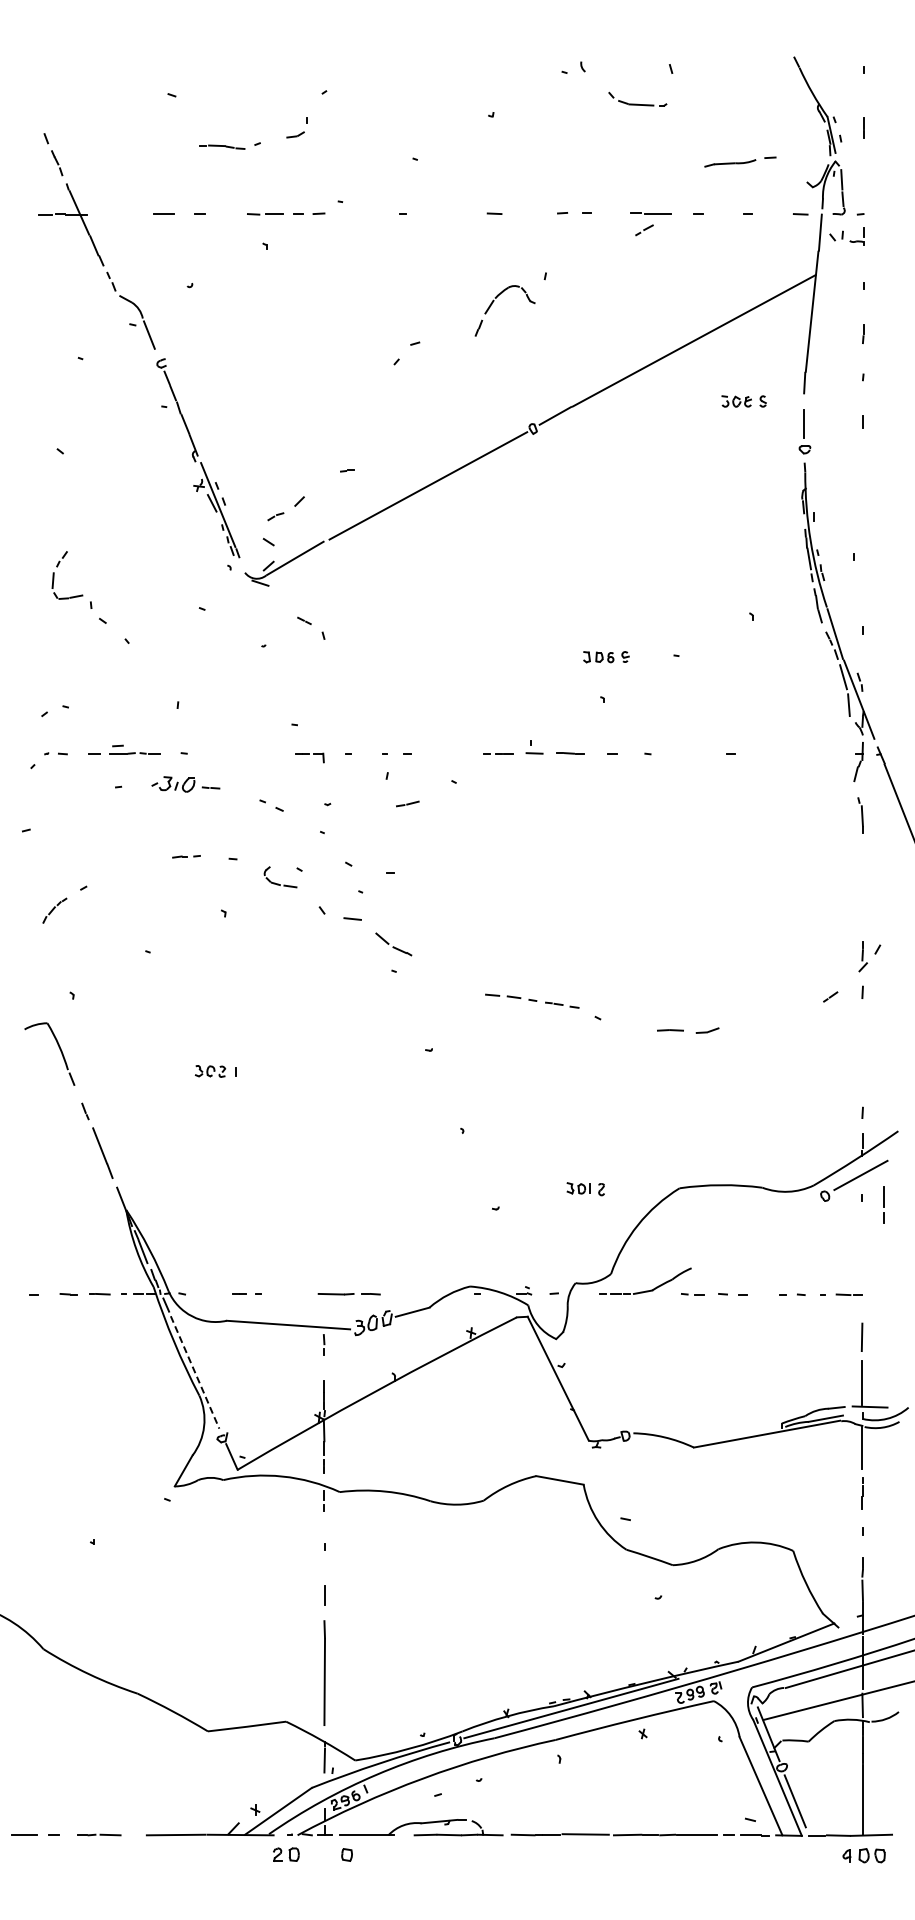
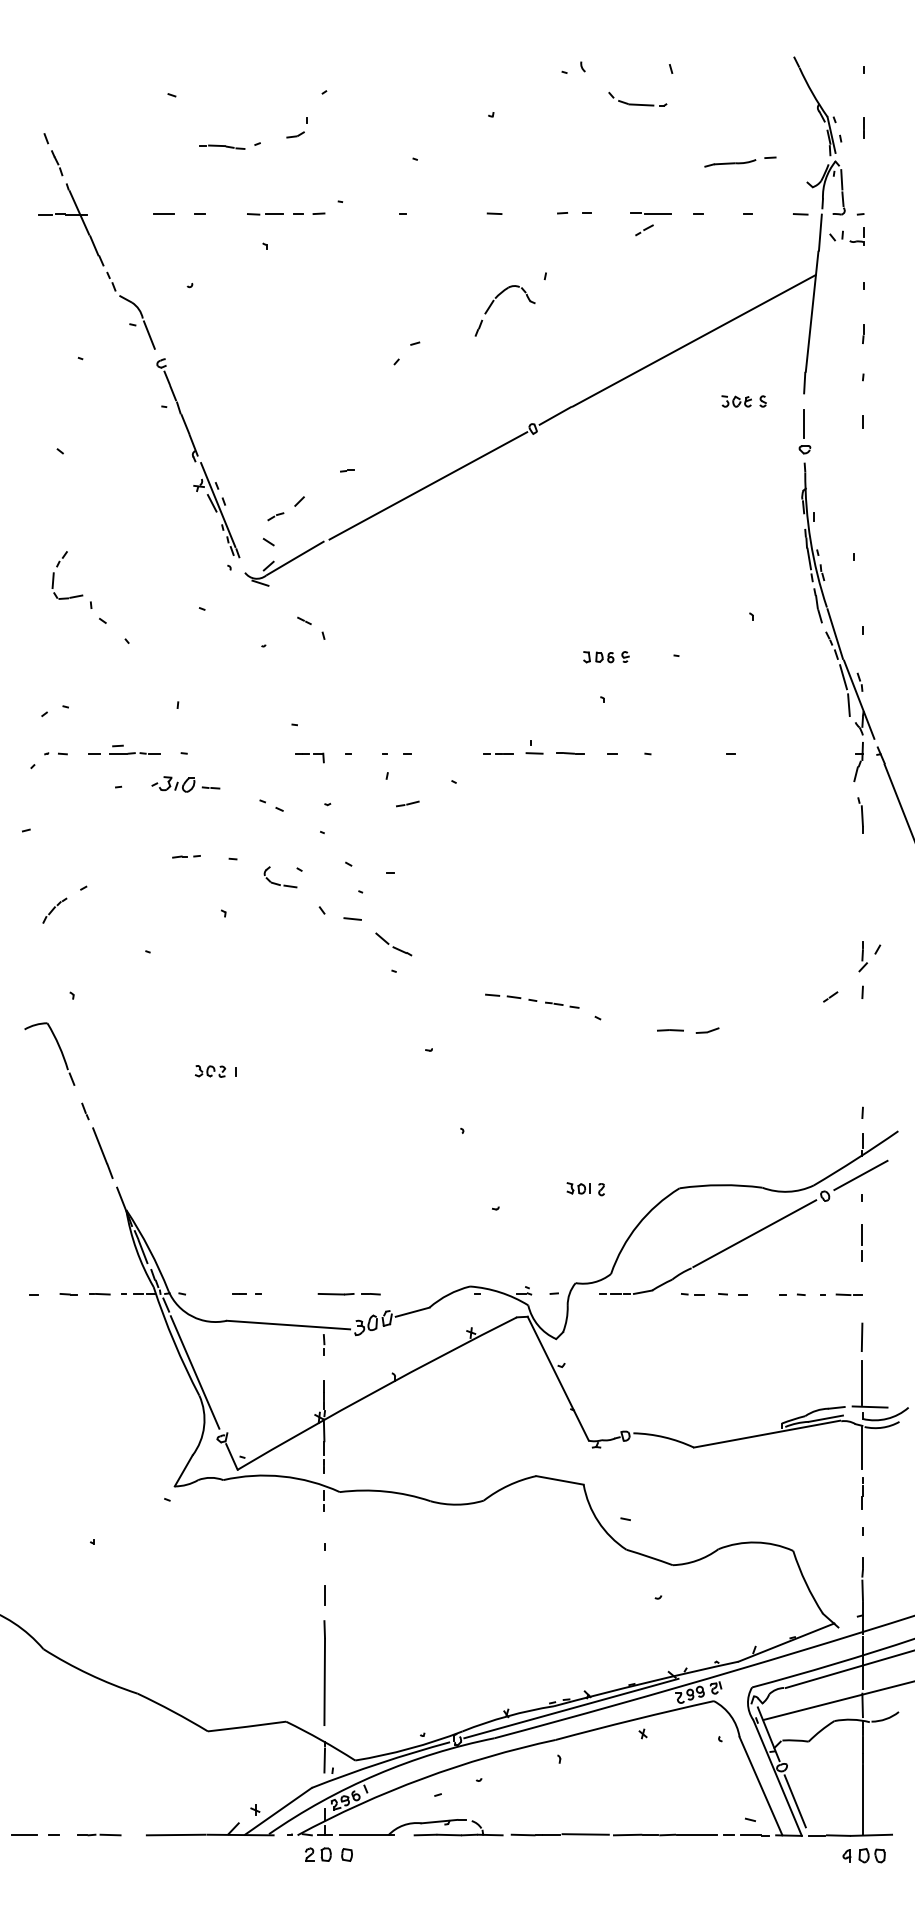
line position: (883, 1204) -> (861, 1242) (861, 1242)
line: none -> present (754, 1233)
line: dashed -> solid (195, 1372)
part position: (286, 1854) -> (318, 1854) (318, 1854)
